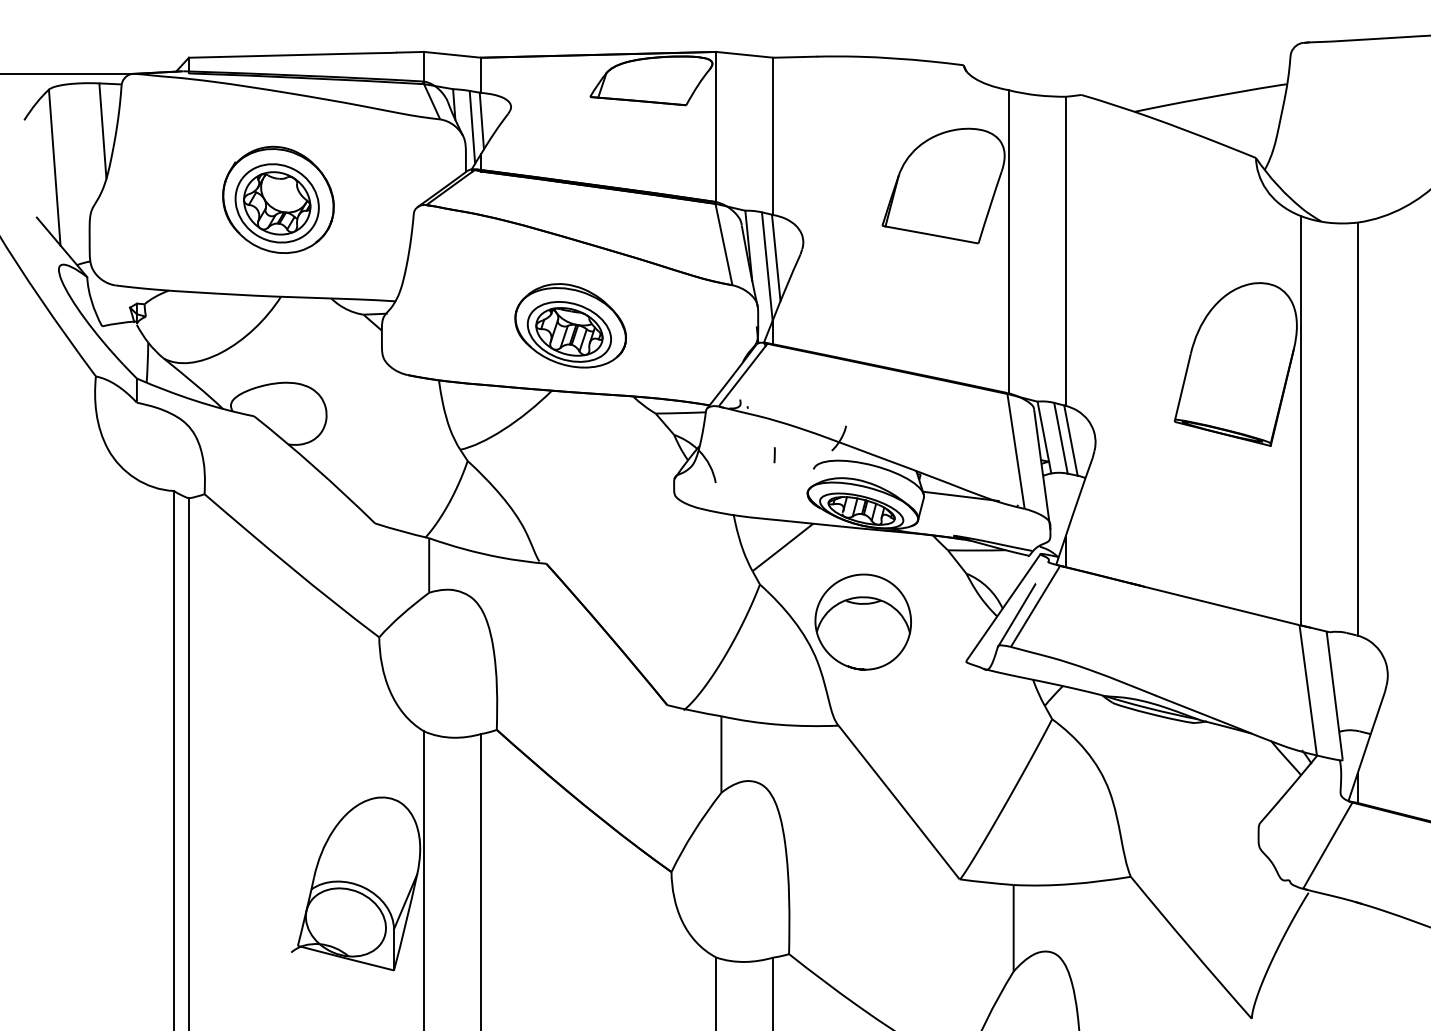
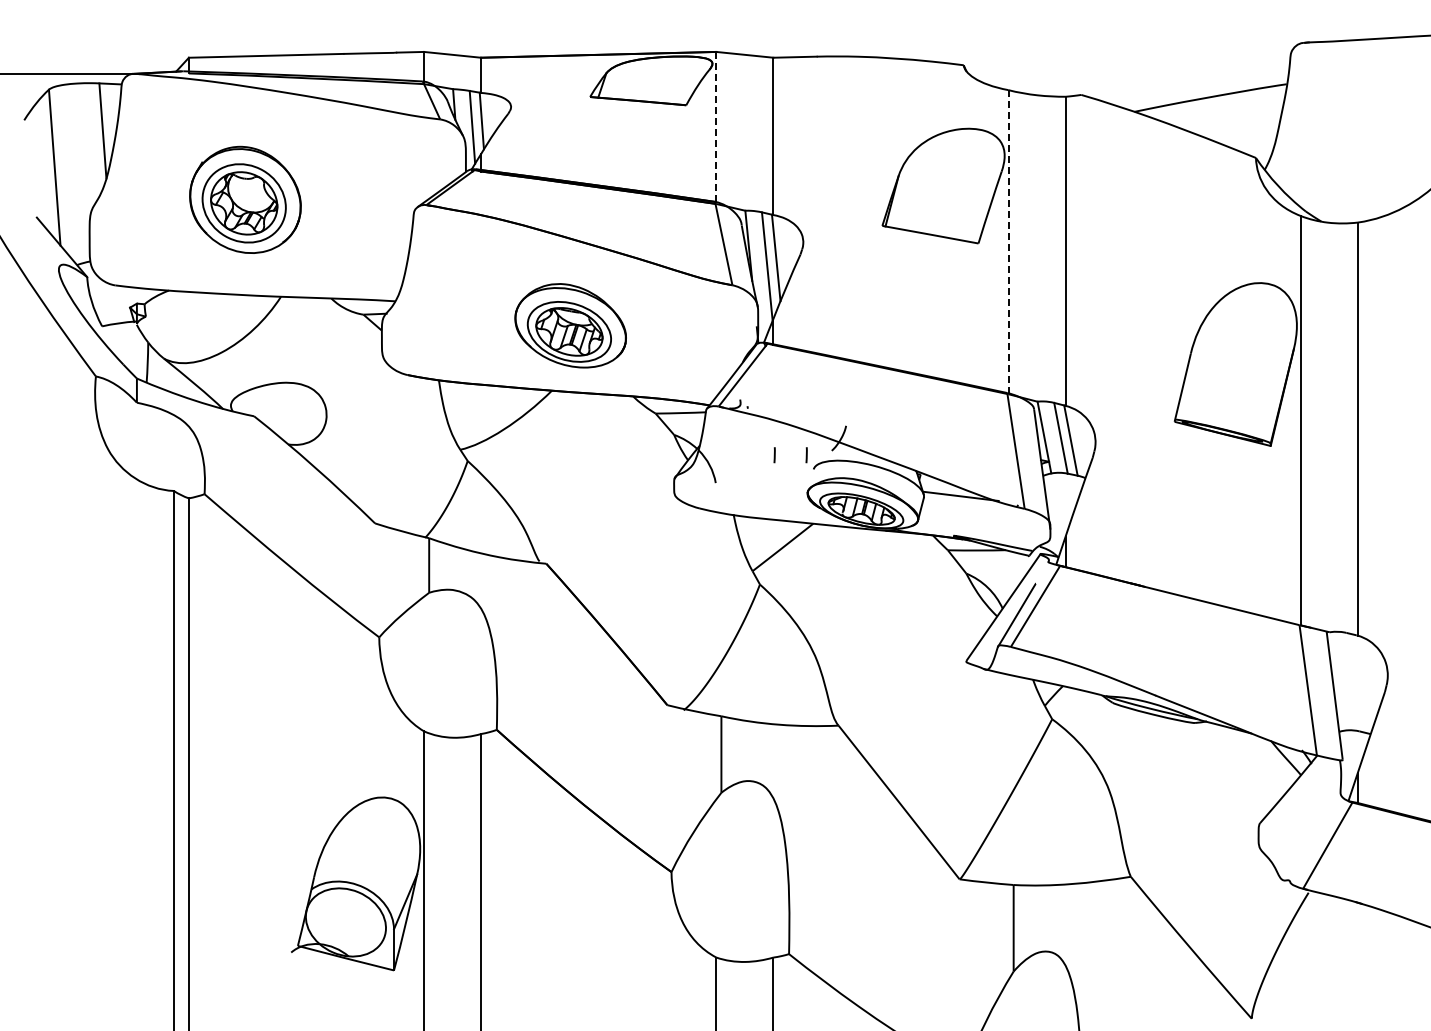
line: solid -> dashed (716, 128)
part position: (278, 199) -> (245, 199) (245, 199)
line: solid -> dashed (1008, 242)
line: none -> present (806, 455)
part: present -> none (862, 621)
